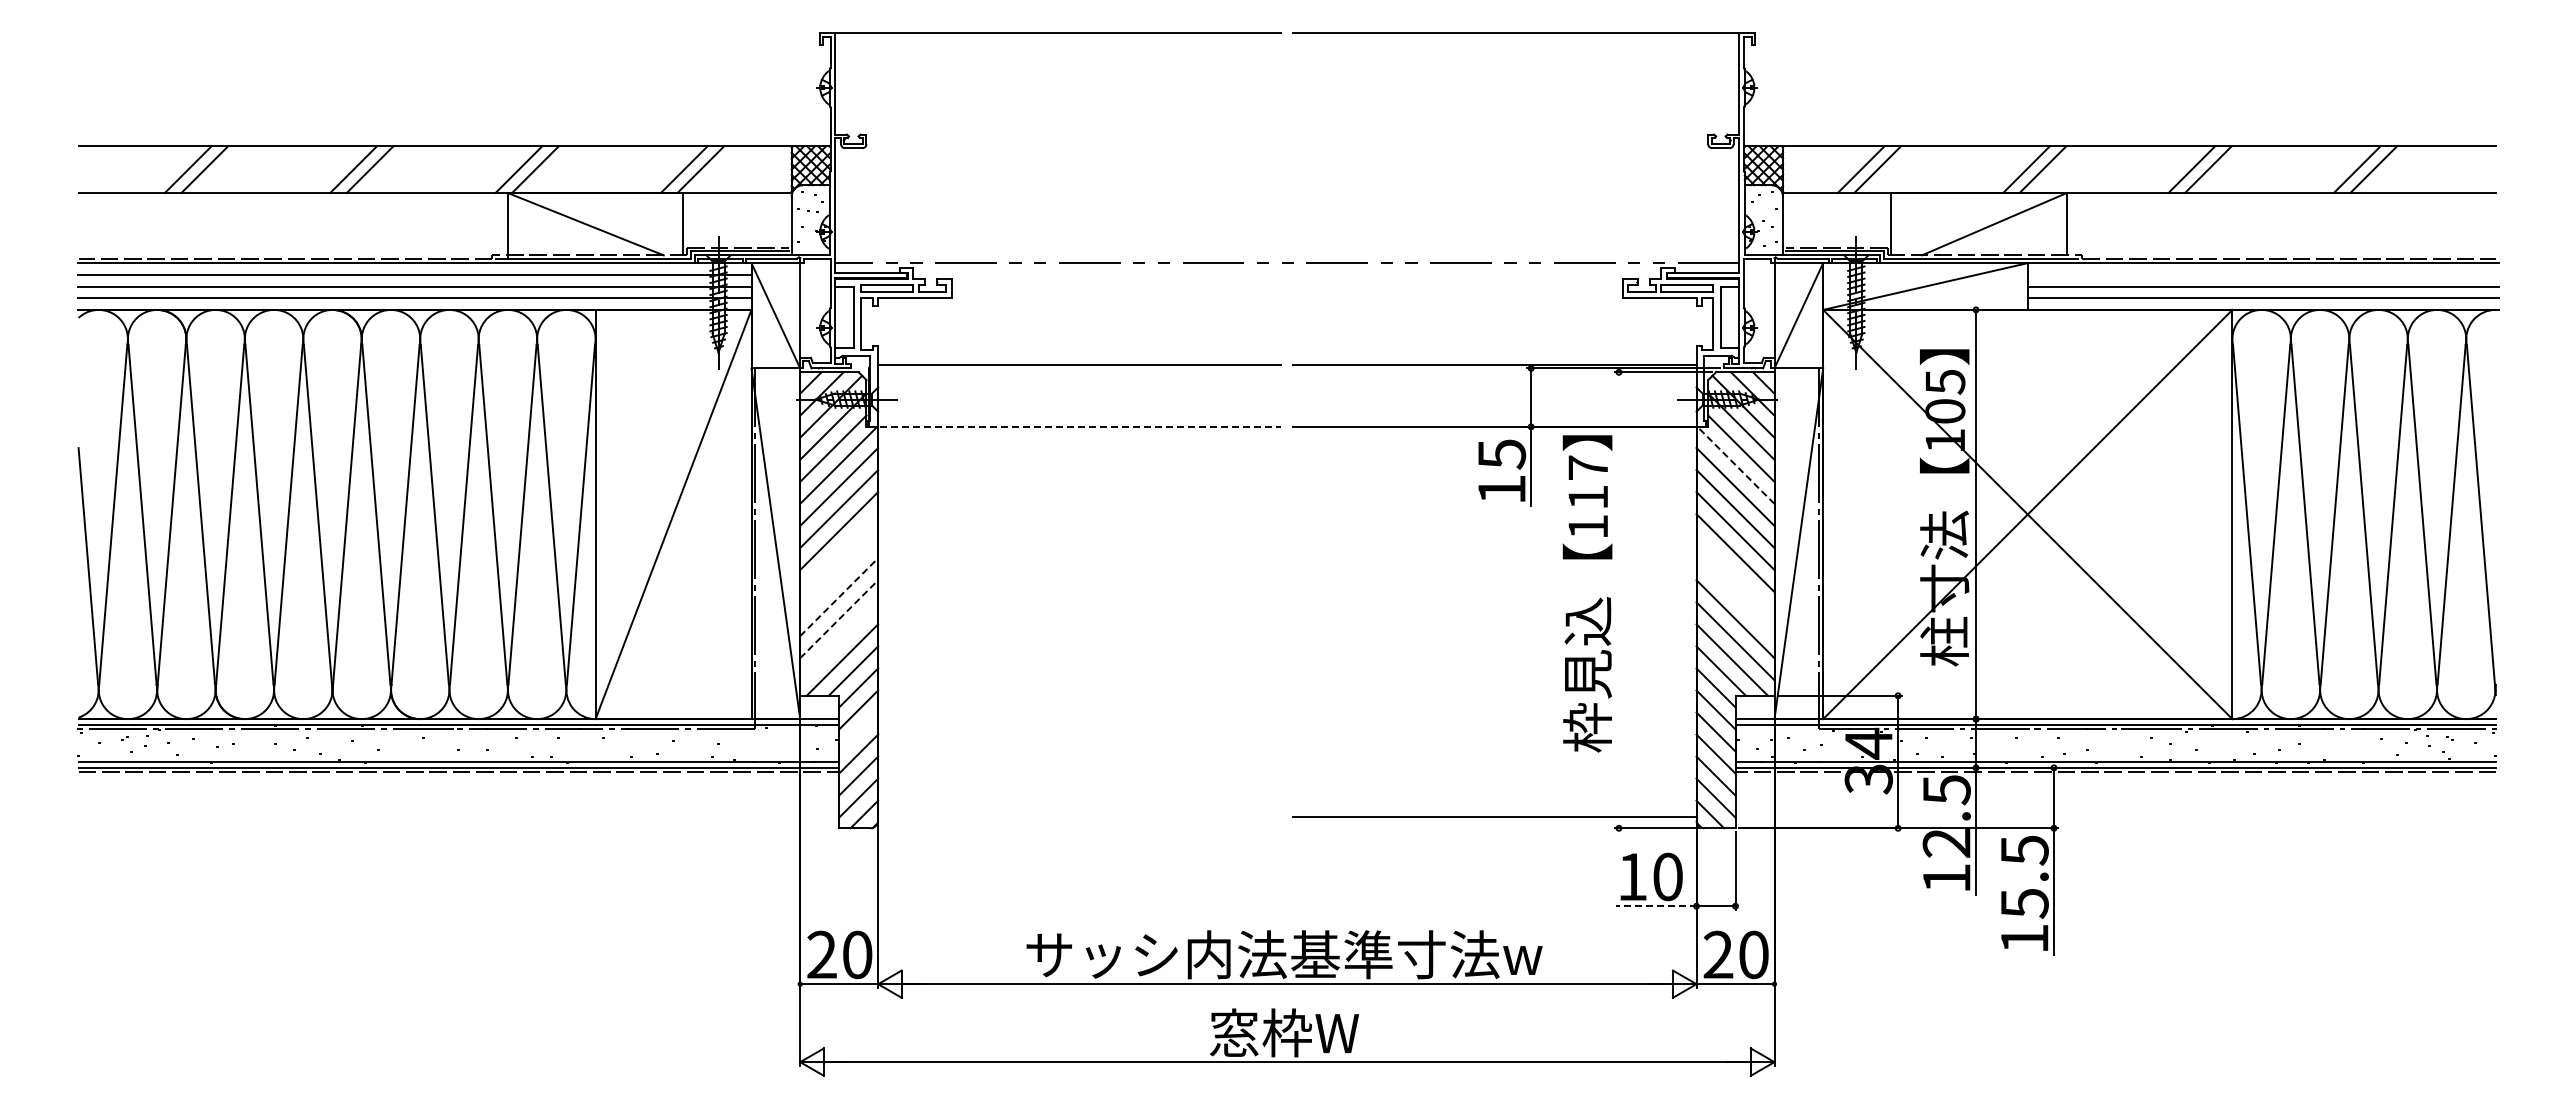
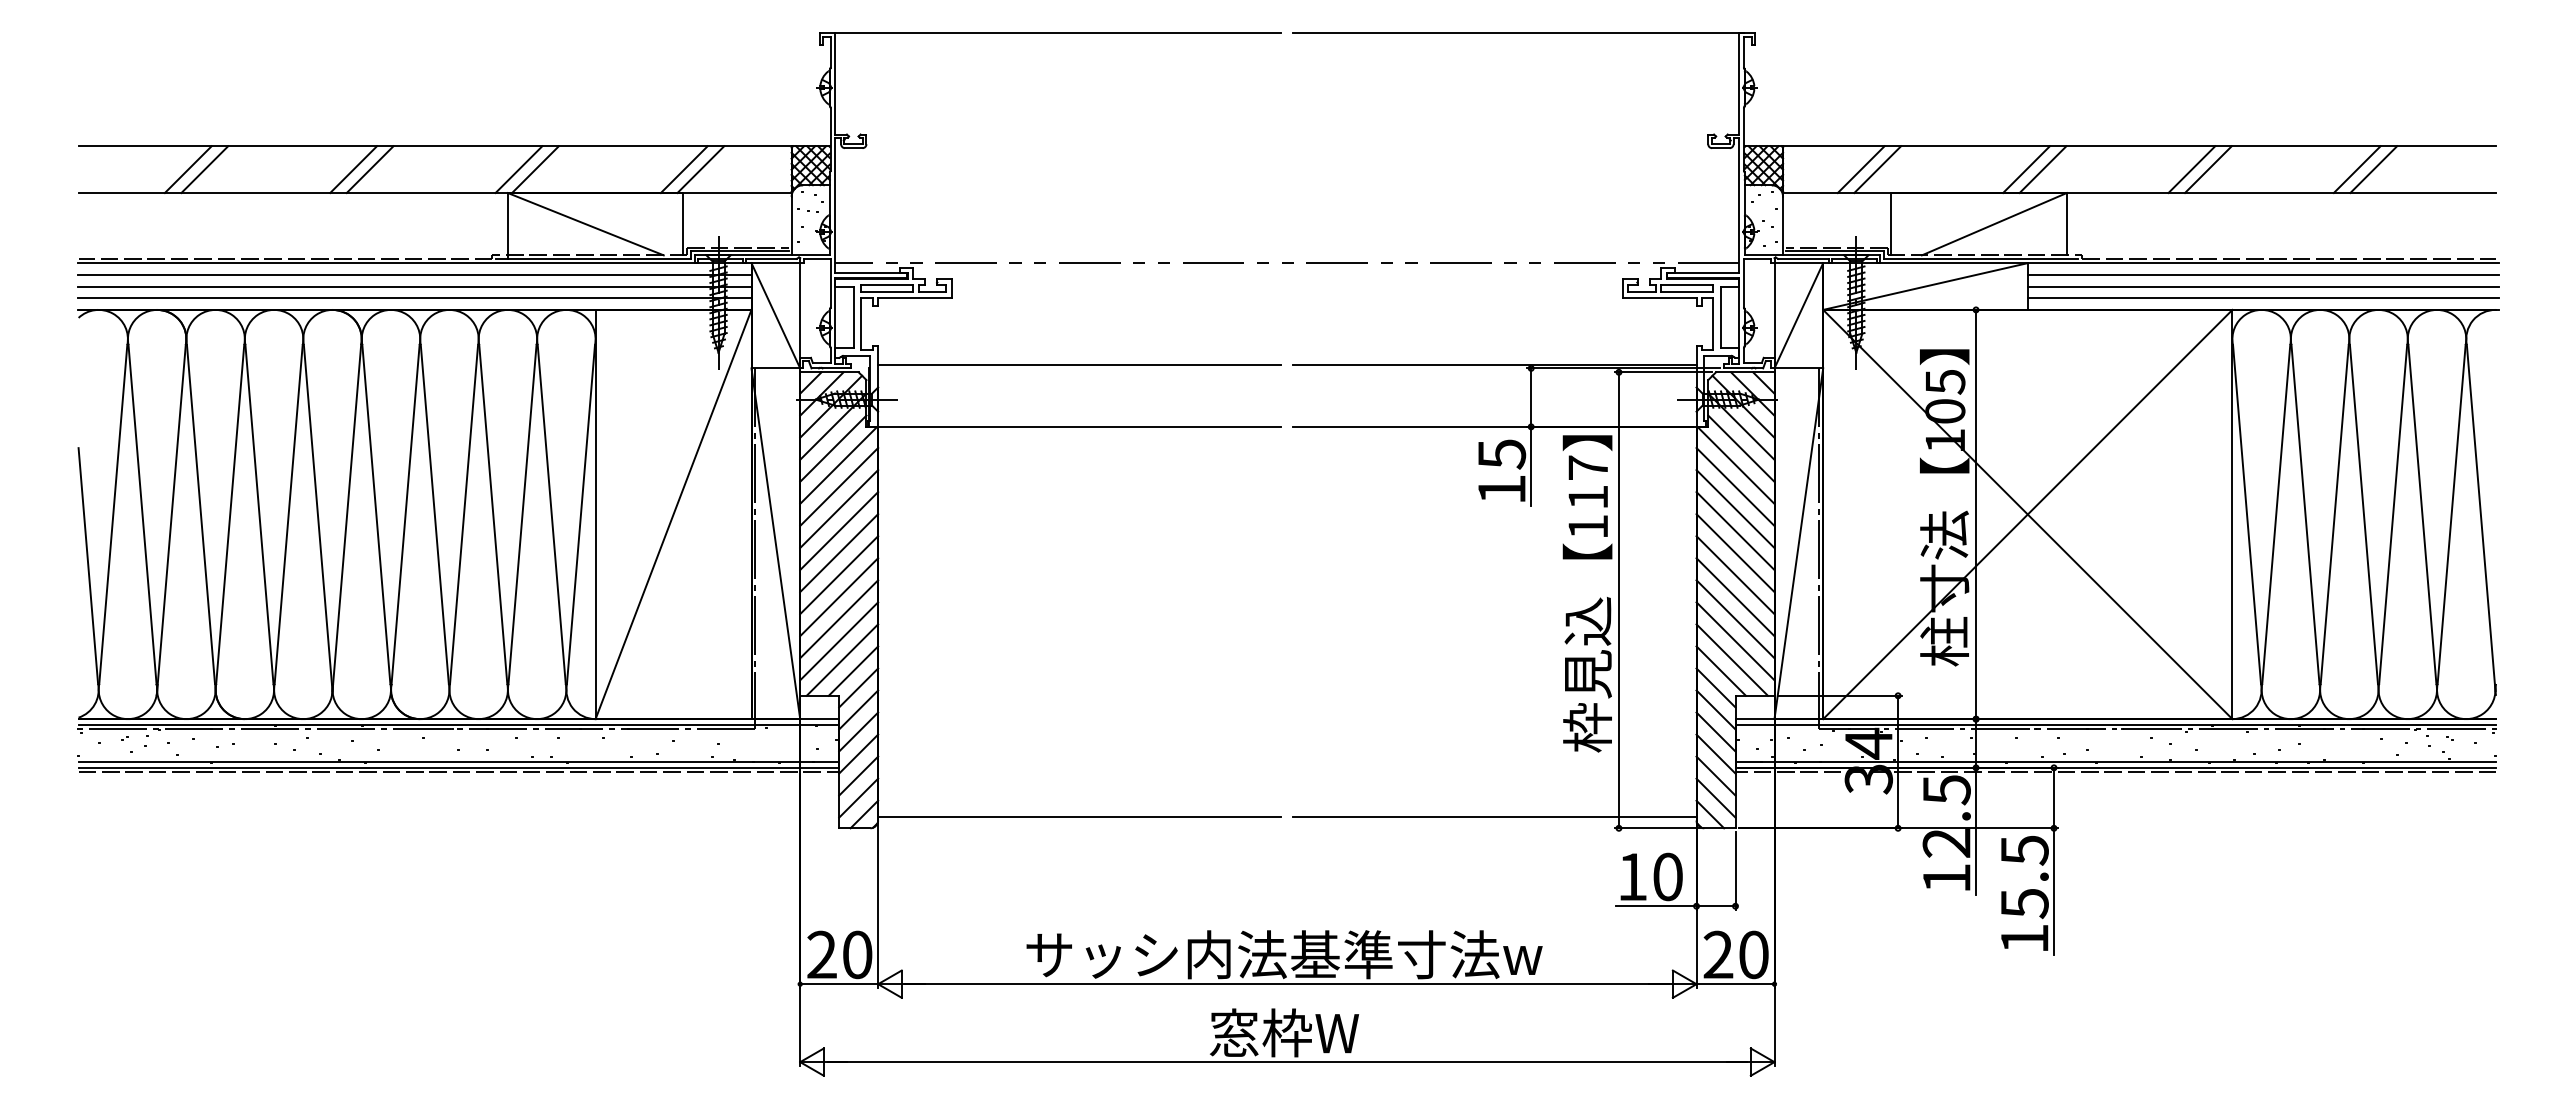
line: none -> present (2262, 274)
line: dashed -> solid (1075, 426)
line: dashed -> solid (1735, 465)
line: none -> present (839, 553)
line: none -> present (839, 575)
line: none -> present (1735, 575)
line: dashed -> solid (839, 596)
line: none -> present (1735, 597)
line: none -> present (1618, 600)
line: dashed -> solid (839, 618)
line: none -> present (839, 641)
line: none -> present (858, 731)
line: none -> present (1079, 816)
line: dashed -> solid (1656, 906)
